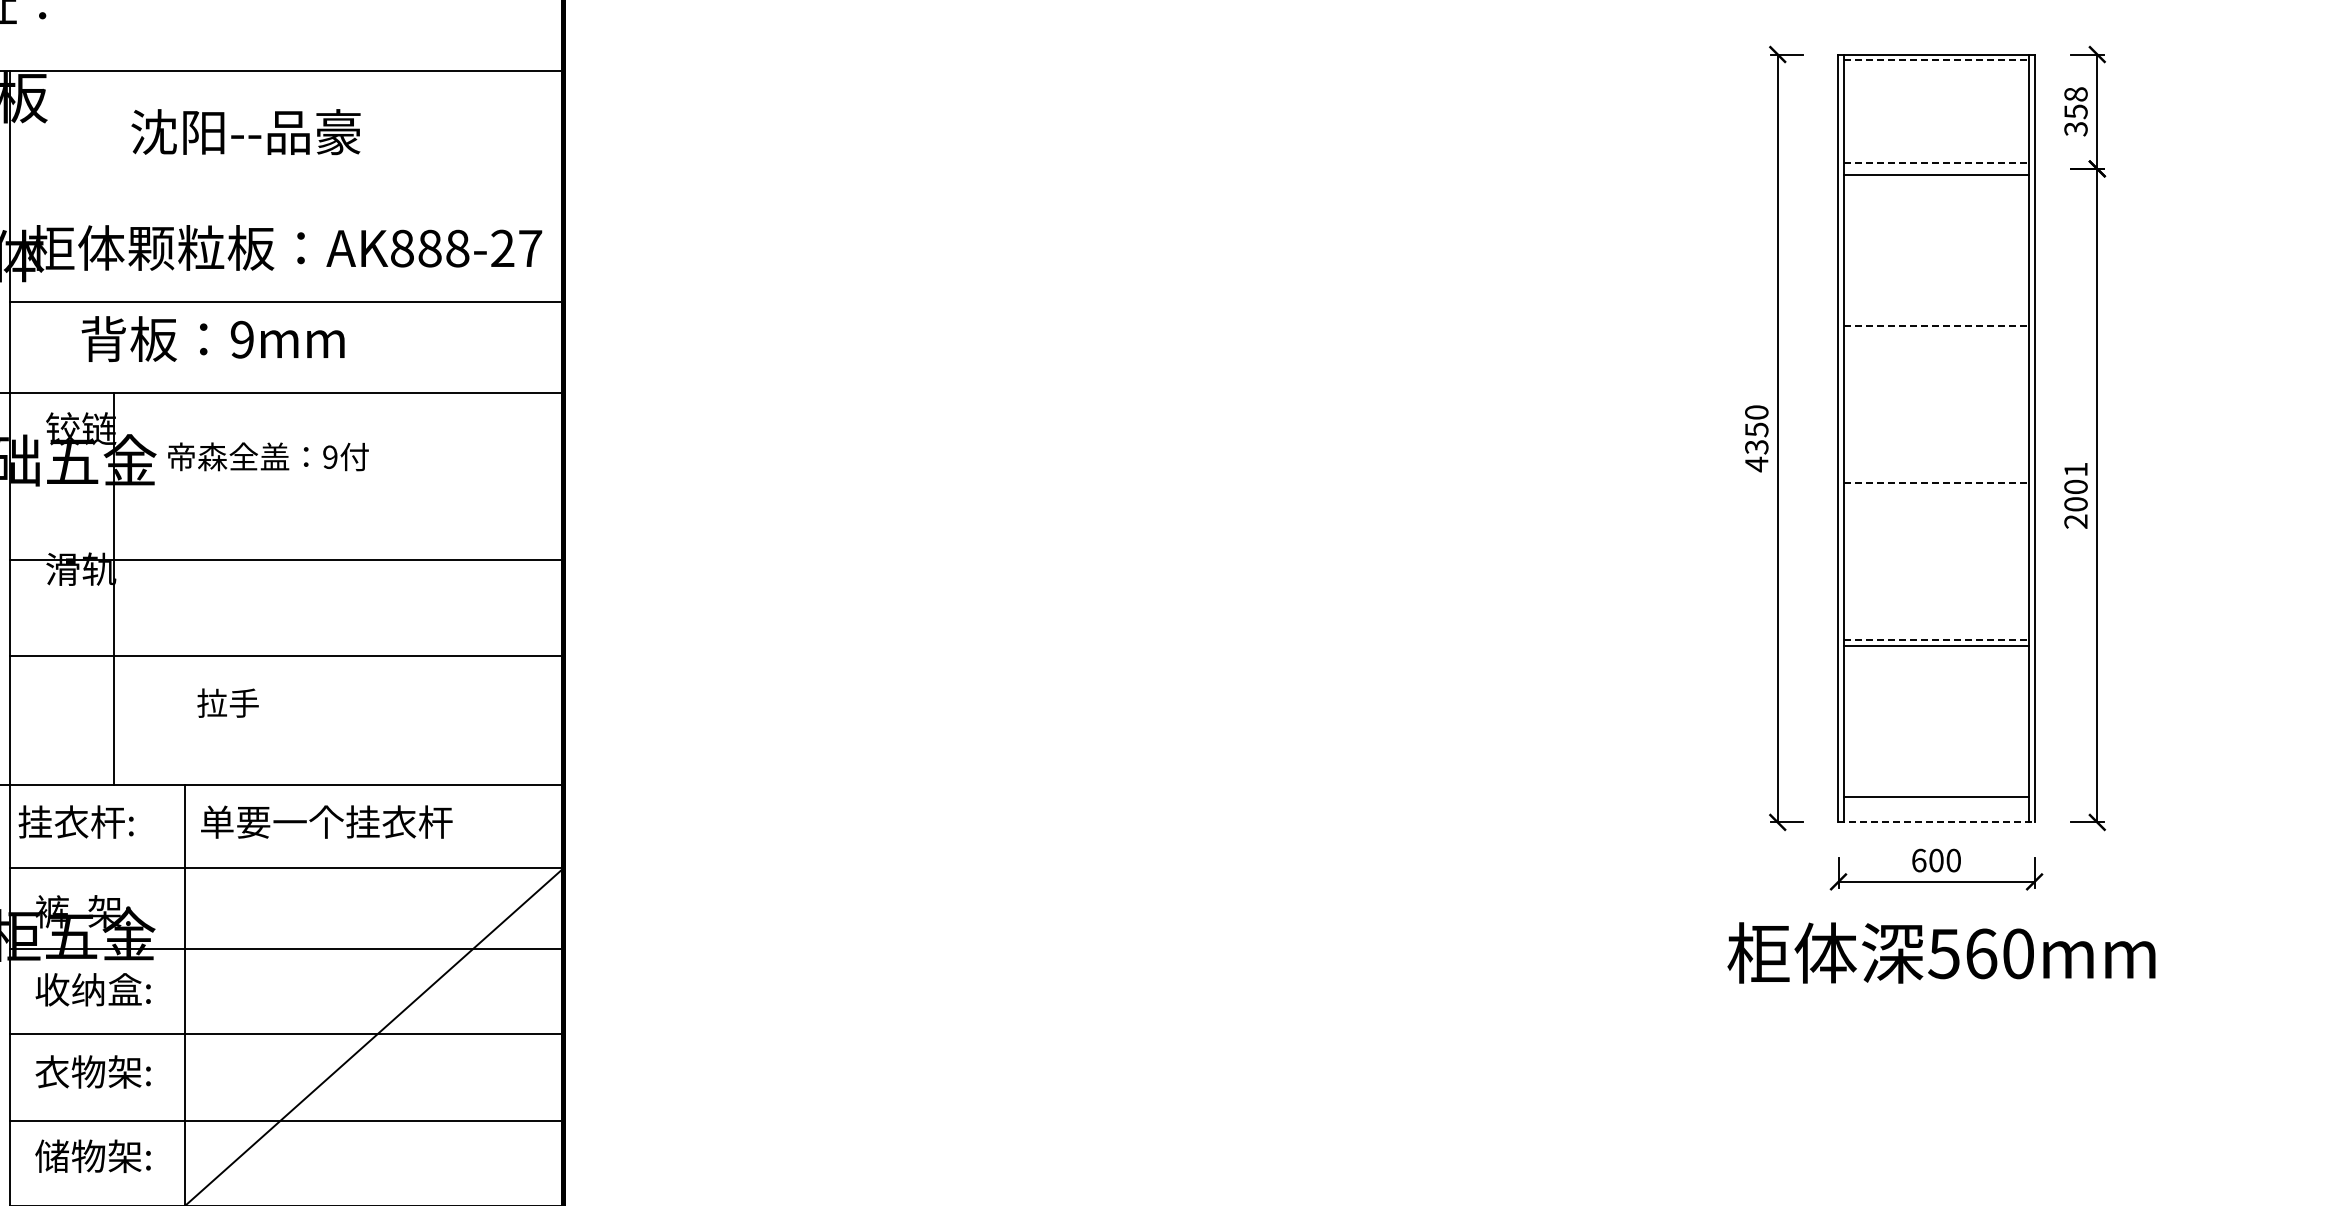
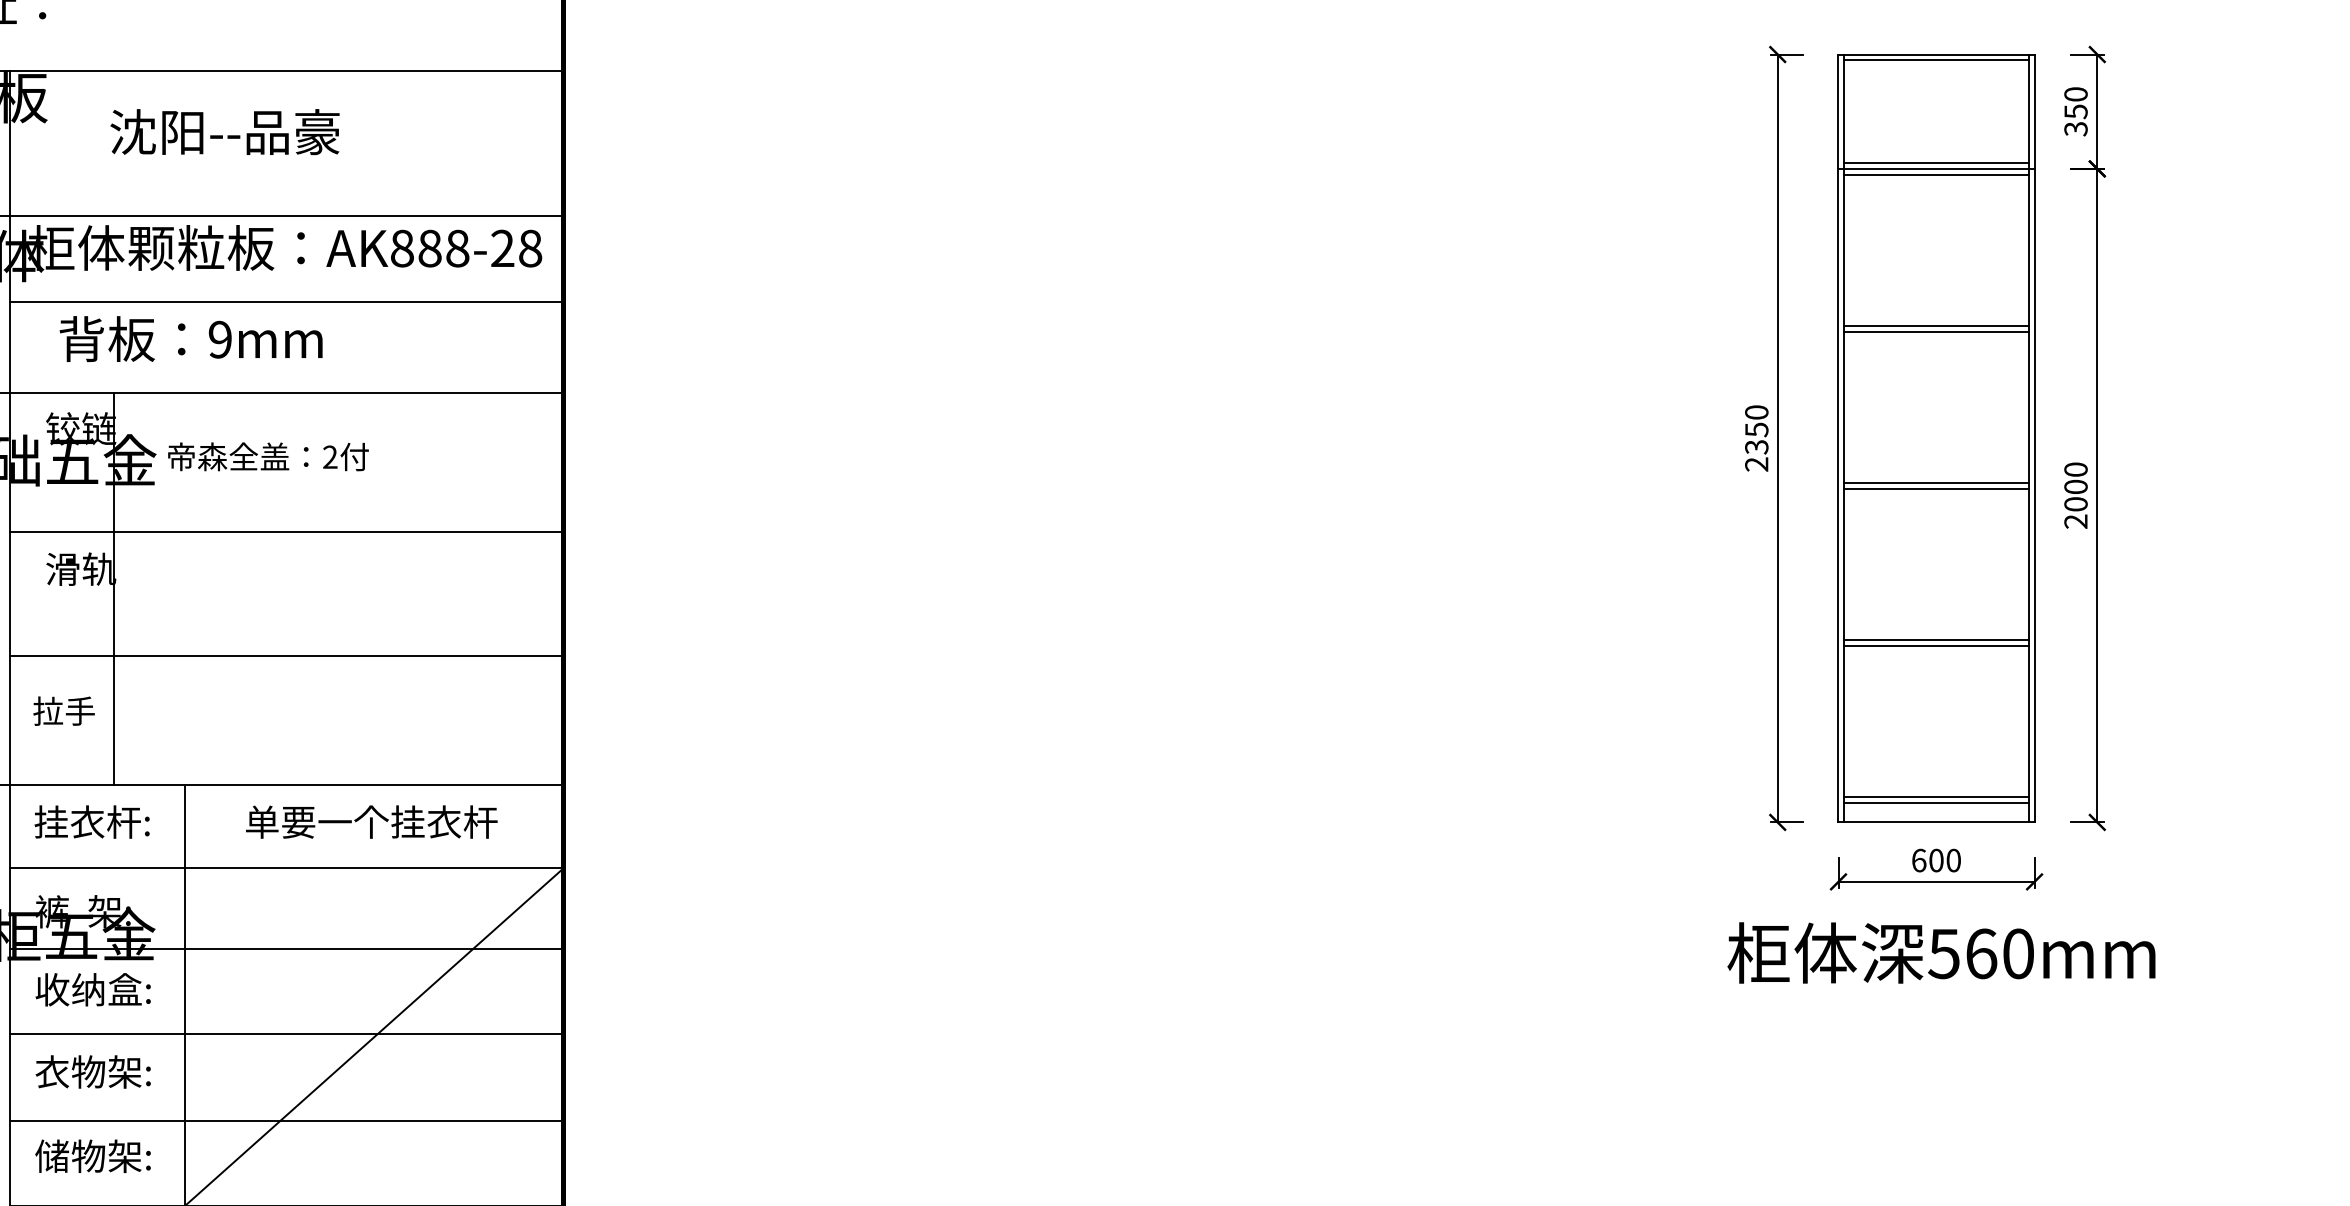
line: dashed -> solid (1936, 60)
text: 358 -> 350 (2075, 94)
text position: (245, 132) -> (224, 132) (224, 132)
line: dashed -> solid (1936, 163)
line: none -> present (1936, 168)
line: none -> present (282, 216)
text: AK888-27 -> AK888-28 (530, 248)
line: dashed -> solid (1936, 325)
line: none -> present (1936, 331)
text position: (212, 339) -> (190, 339) (190, 339)
text: 9 -> 2 (330, 457)
text: 4350 -> 2350 (1756, 464)
text: 2001 -> 2000 (2075, 469)
line: dashed -> solid (1936, 482)
line: none -> present (1936, 488)
line position: (286, 559) -> (286, 531) (286, 531)
line: dashed -> solid (1936, 639)
text position: (227, 702) -> (63, 710) (63, 710)
line: none -> present (1936, 802)
text position: (75, 821) -> (91, 821) (91, 821)
text position: (326, 821) -> (371, 821) (371, 821)
line: dashed -> solid (1936, 822)
